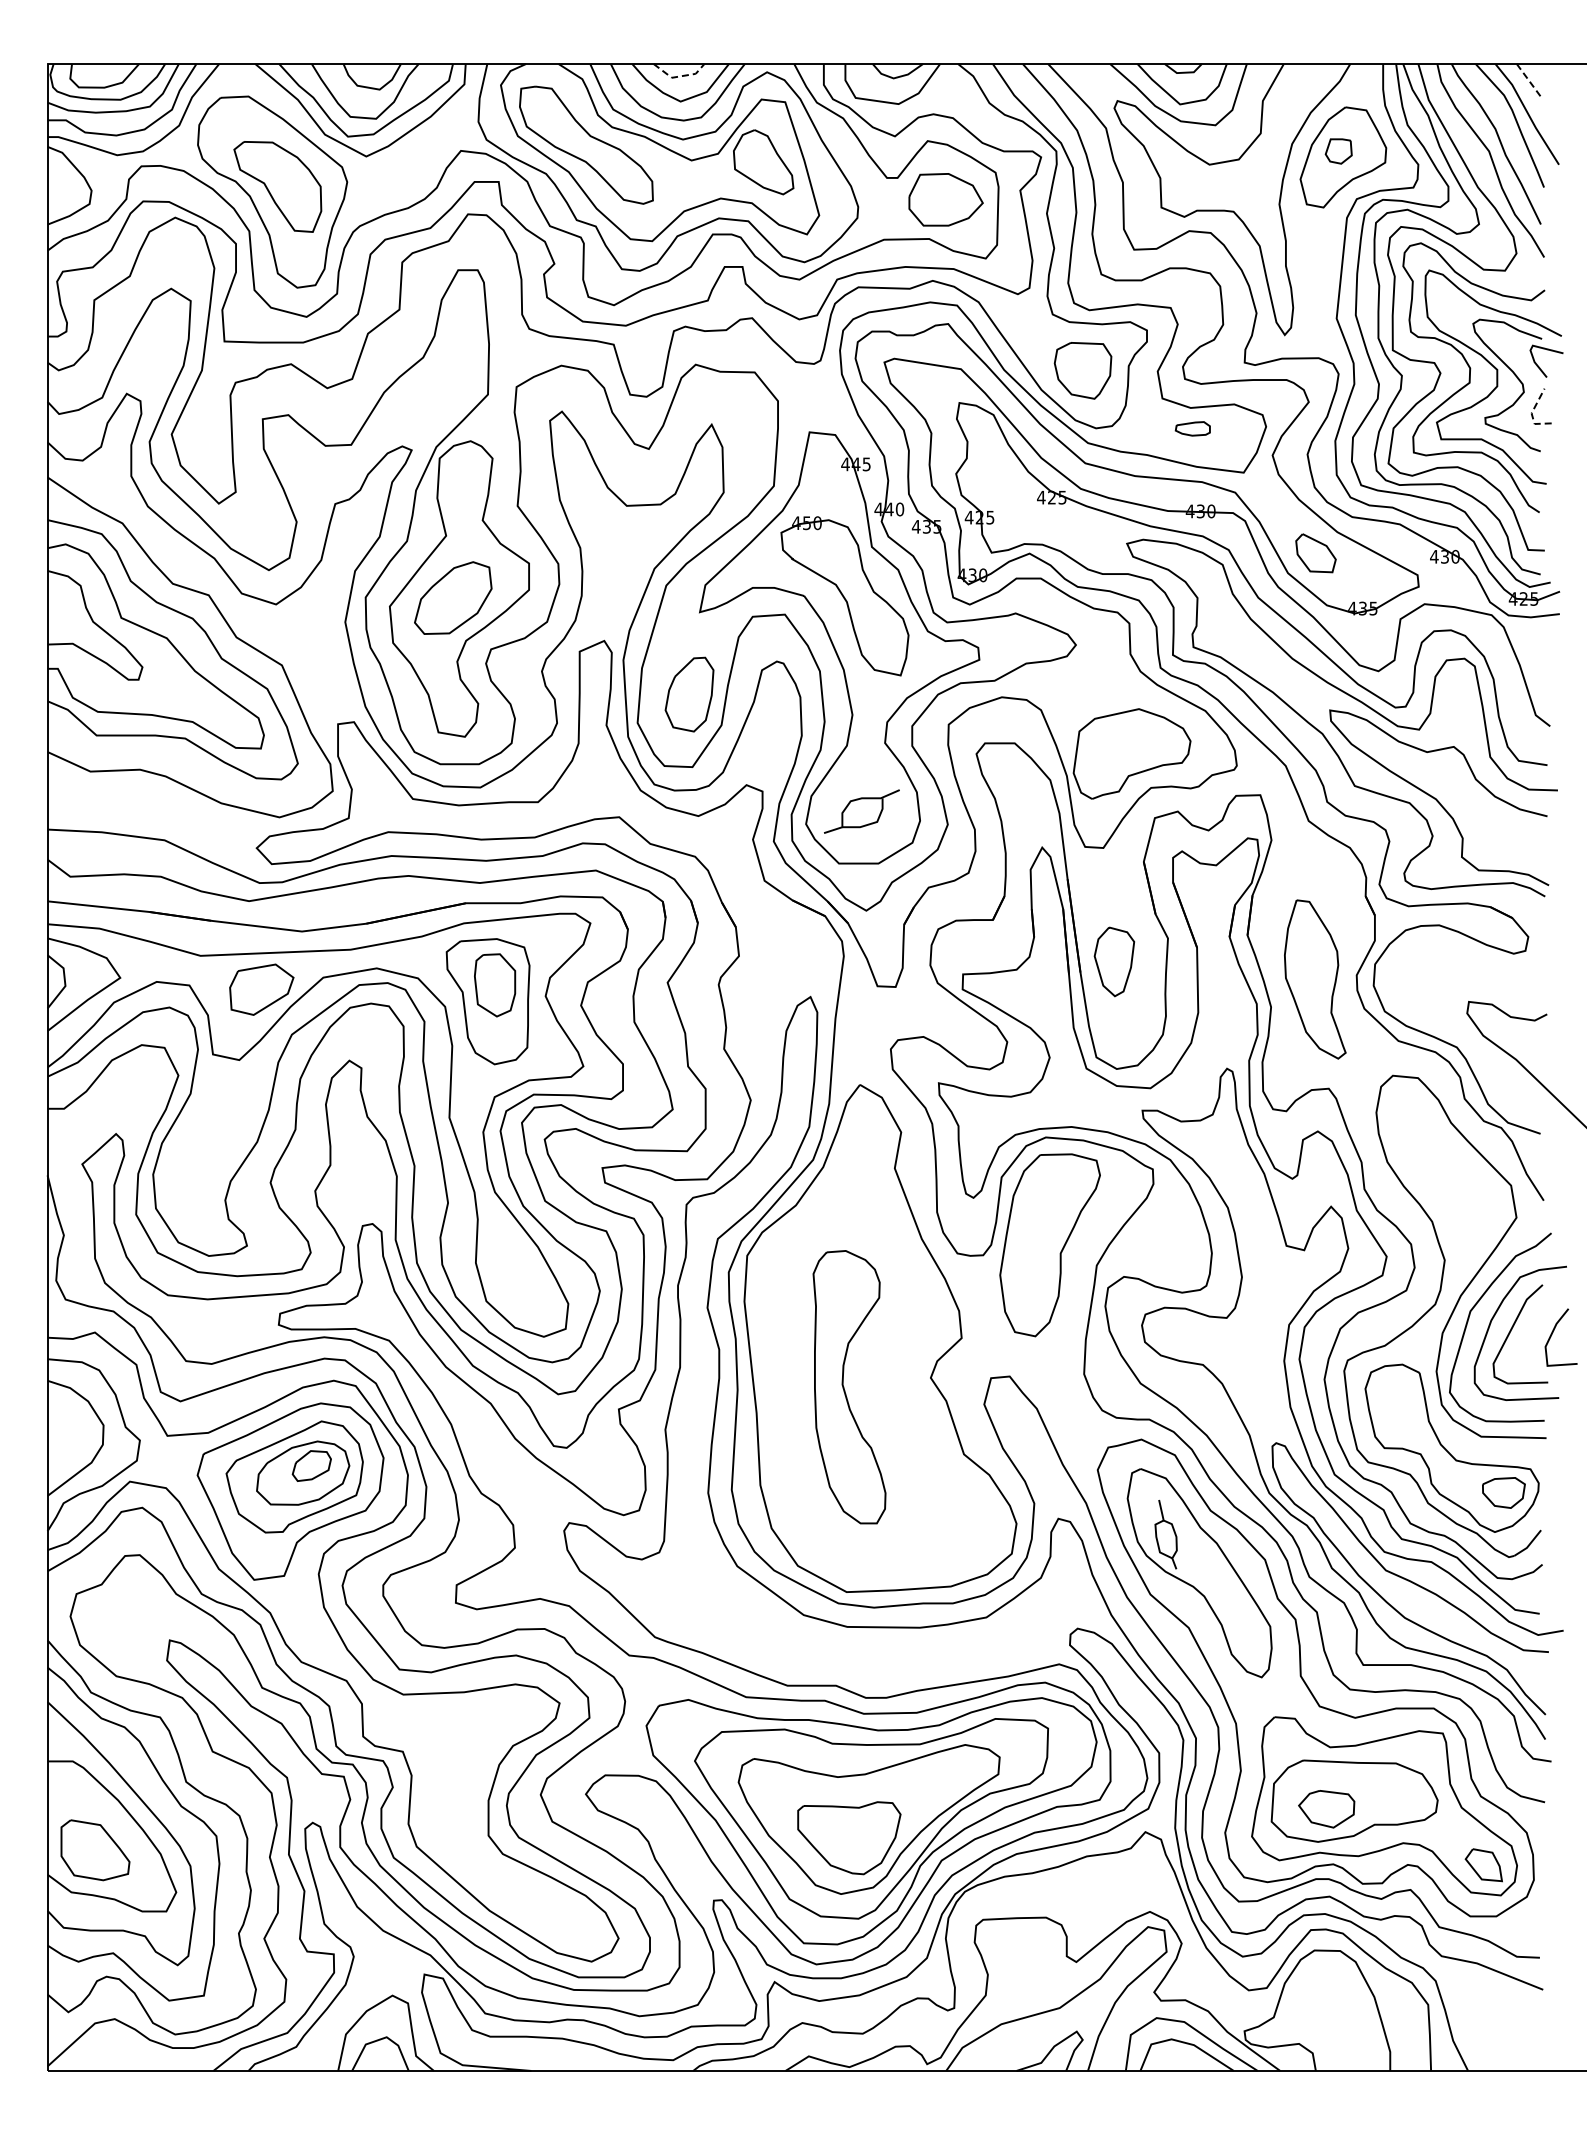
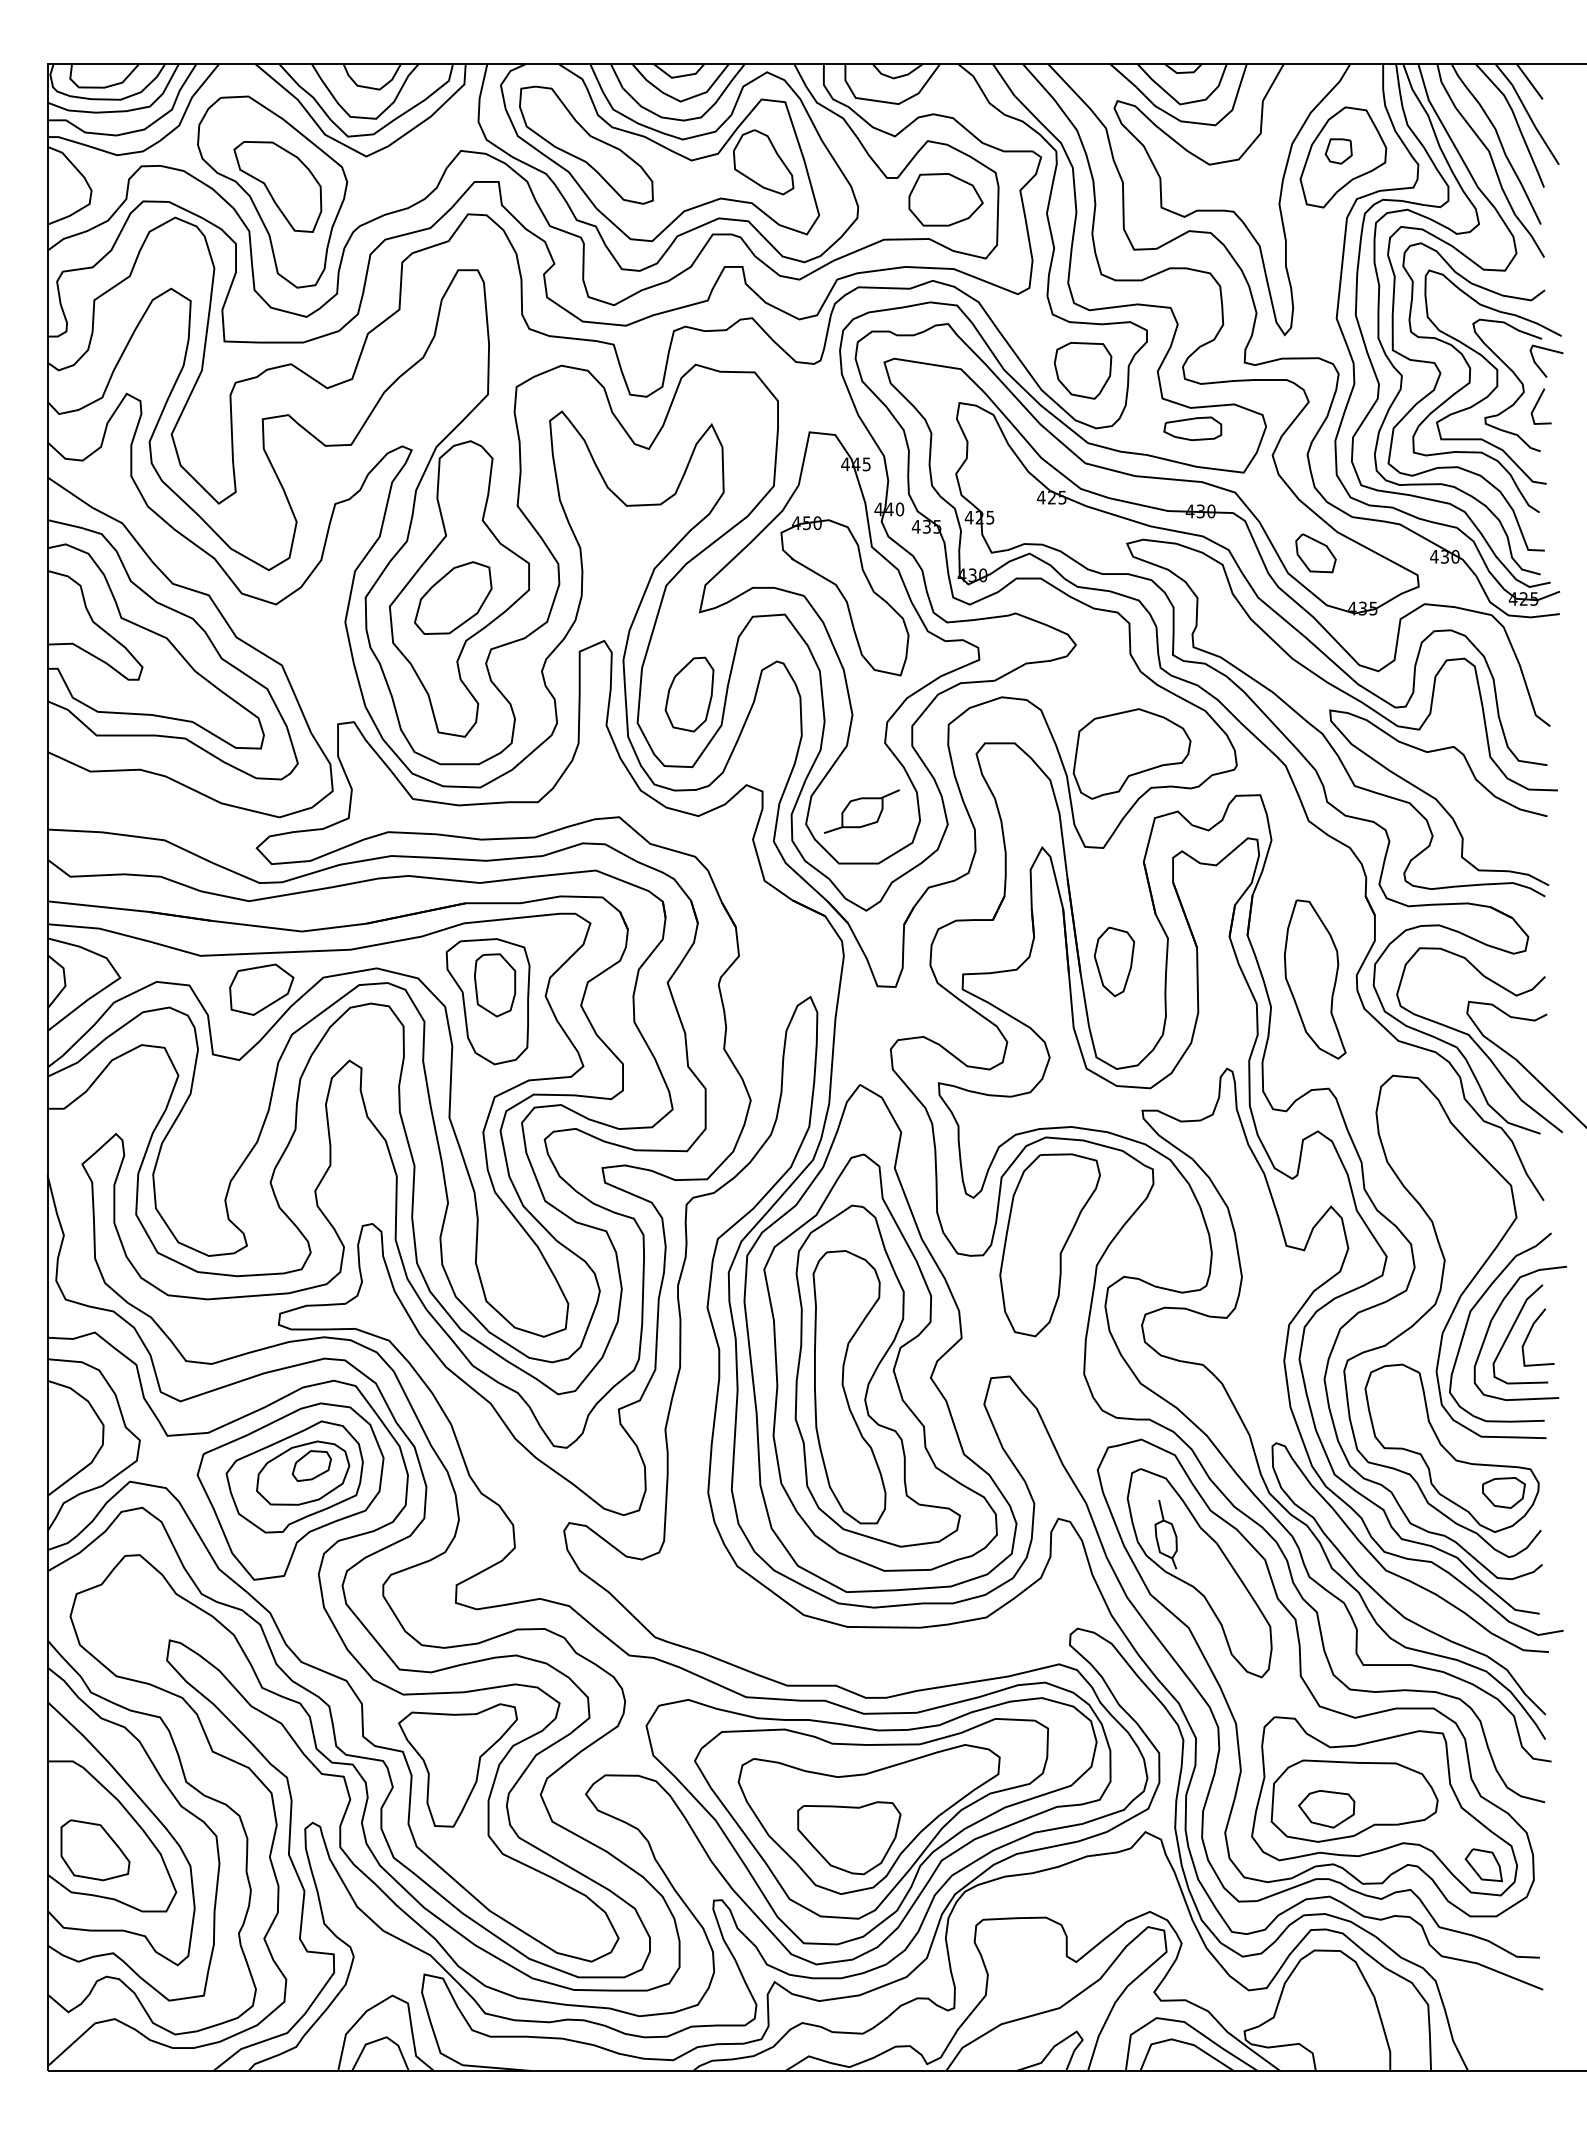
line: dashed -> solid (679, 76)
line: dashed -> solid (1529, 81)
line: dashed -> solid (1531, 414)
part size: 37x16 px -> 60x26 px (1192, 428)
curve: none -> present (1476, 1042)
line position: (1552, 1334) -> (1529, 1334) (1529, 1334)
part: none -> present (880, 1362)
part: none -> present (457, 1765)
